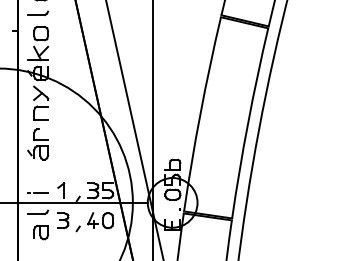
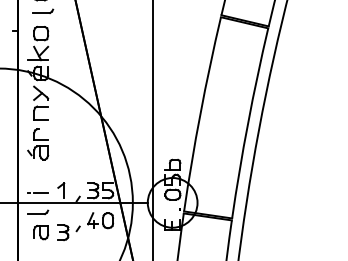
part position: (38, 12) -> (43, 10) (43, 10)
line: present -> none (134, 129)
part position: (63, 220) -> (63, 232) (63, 232)
